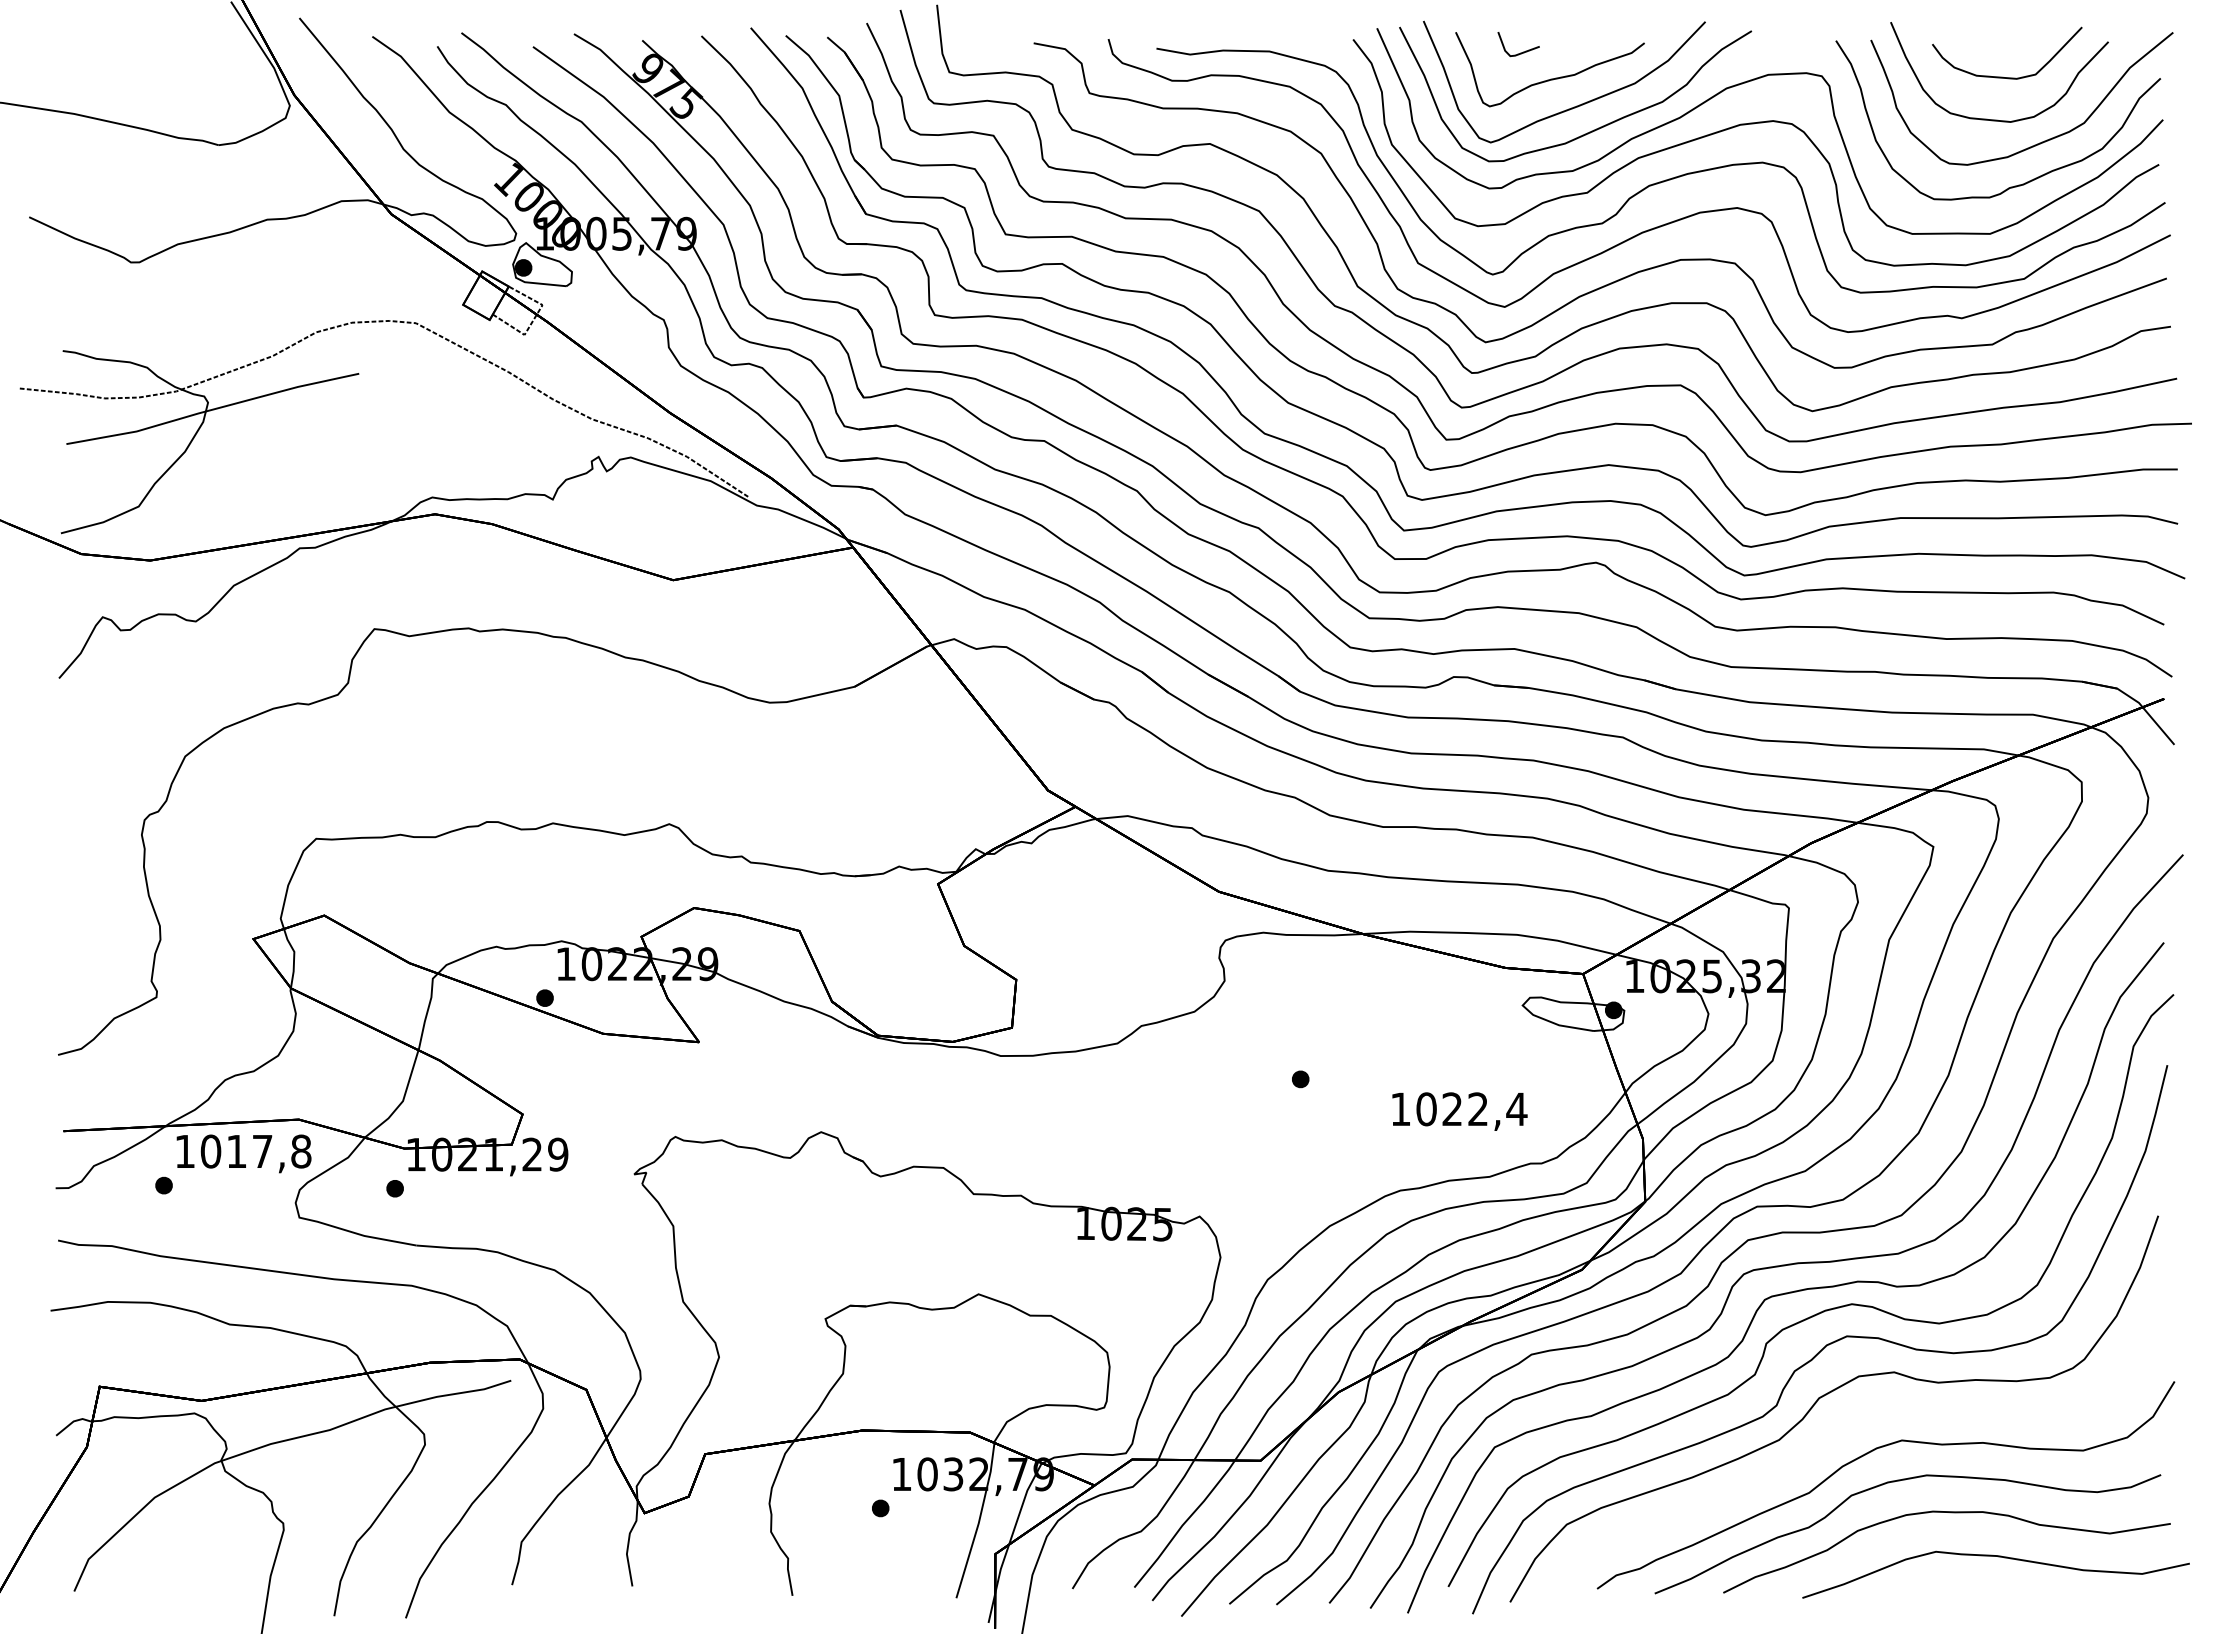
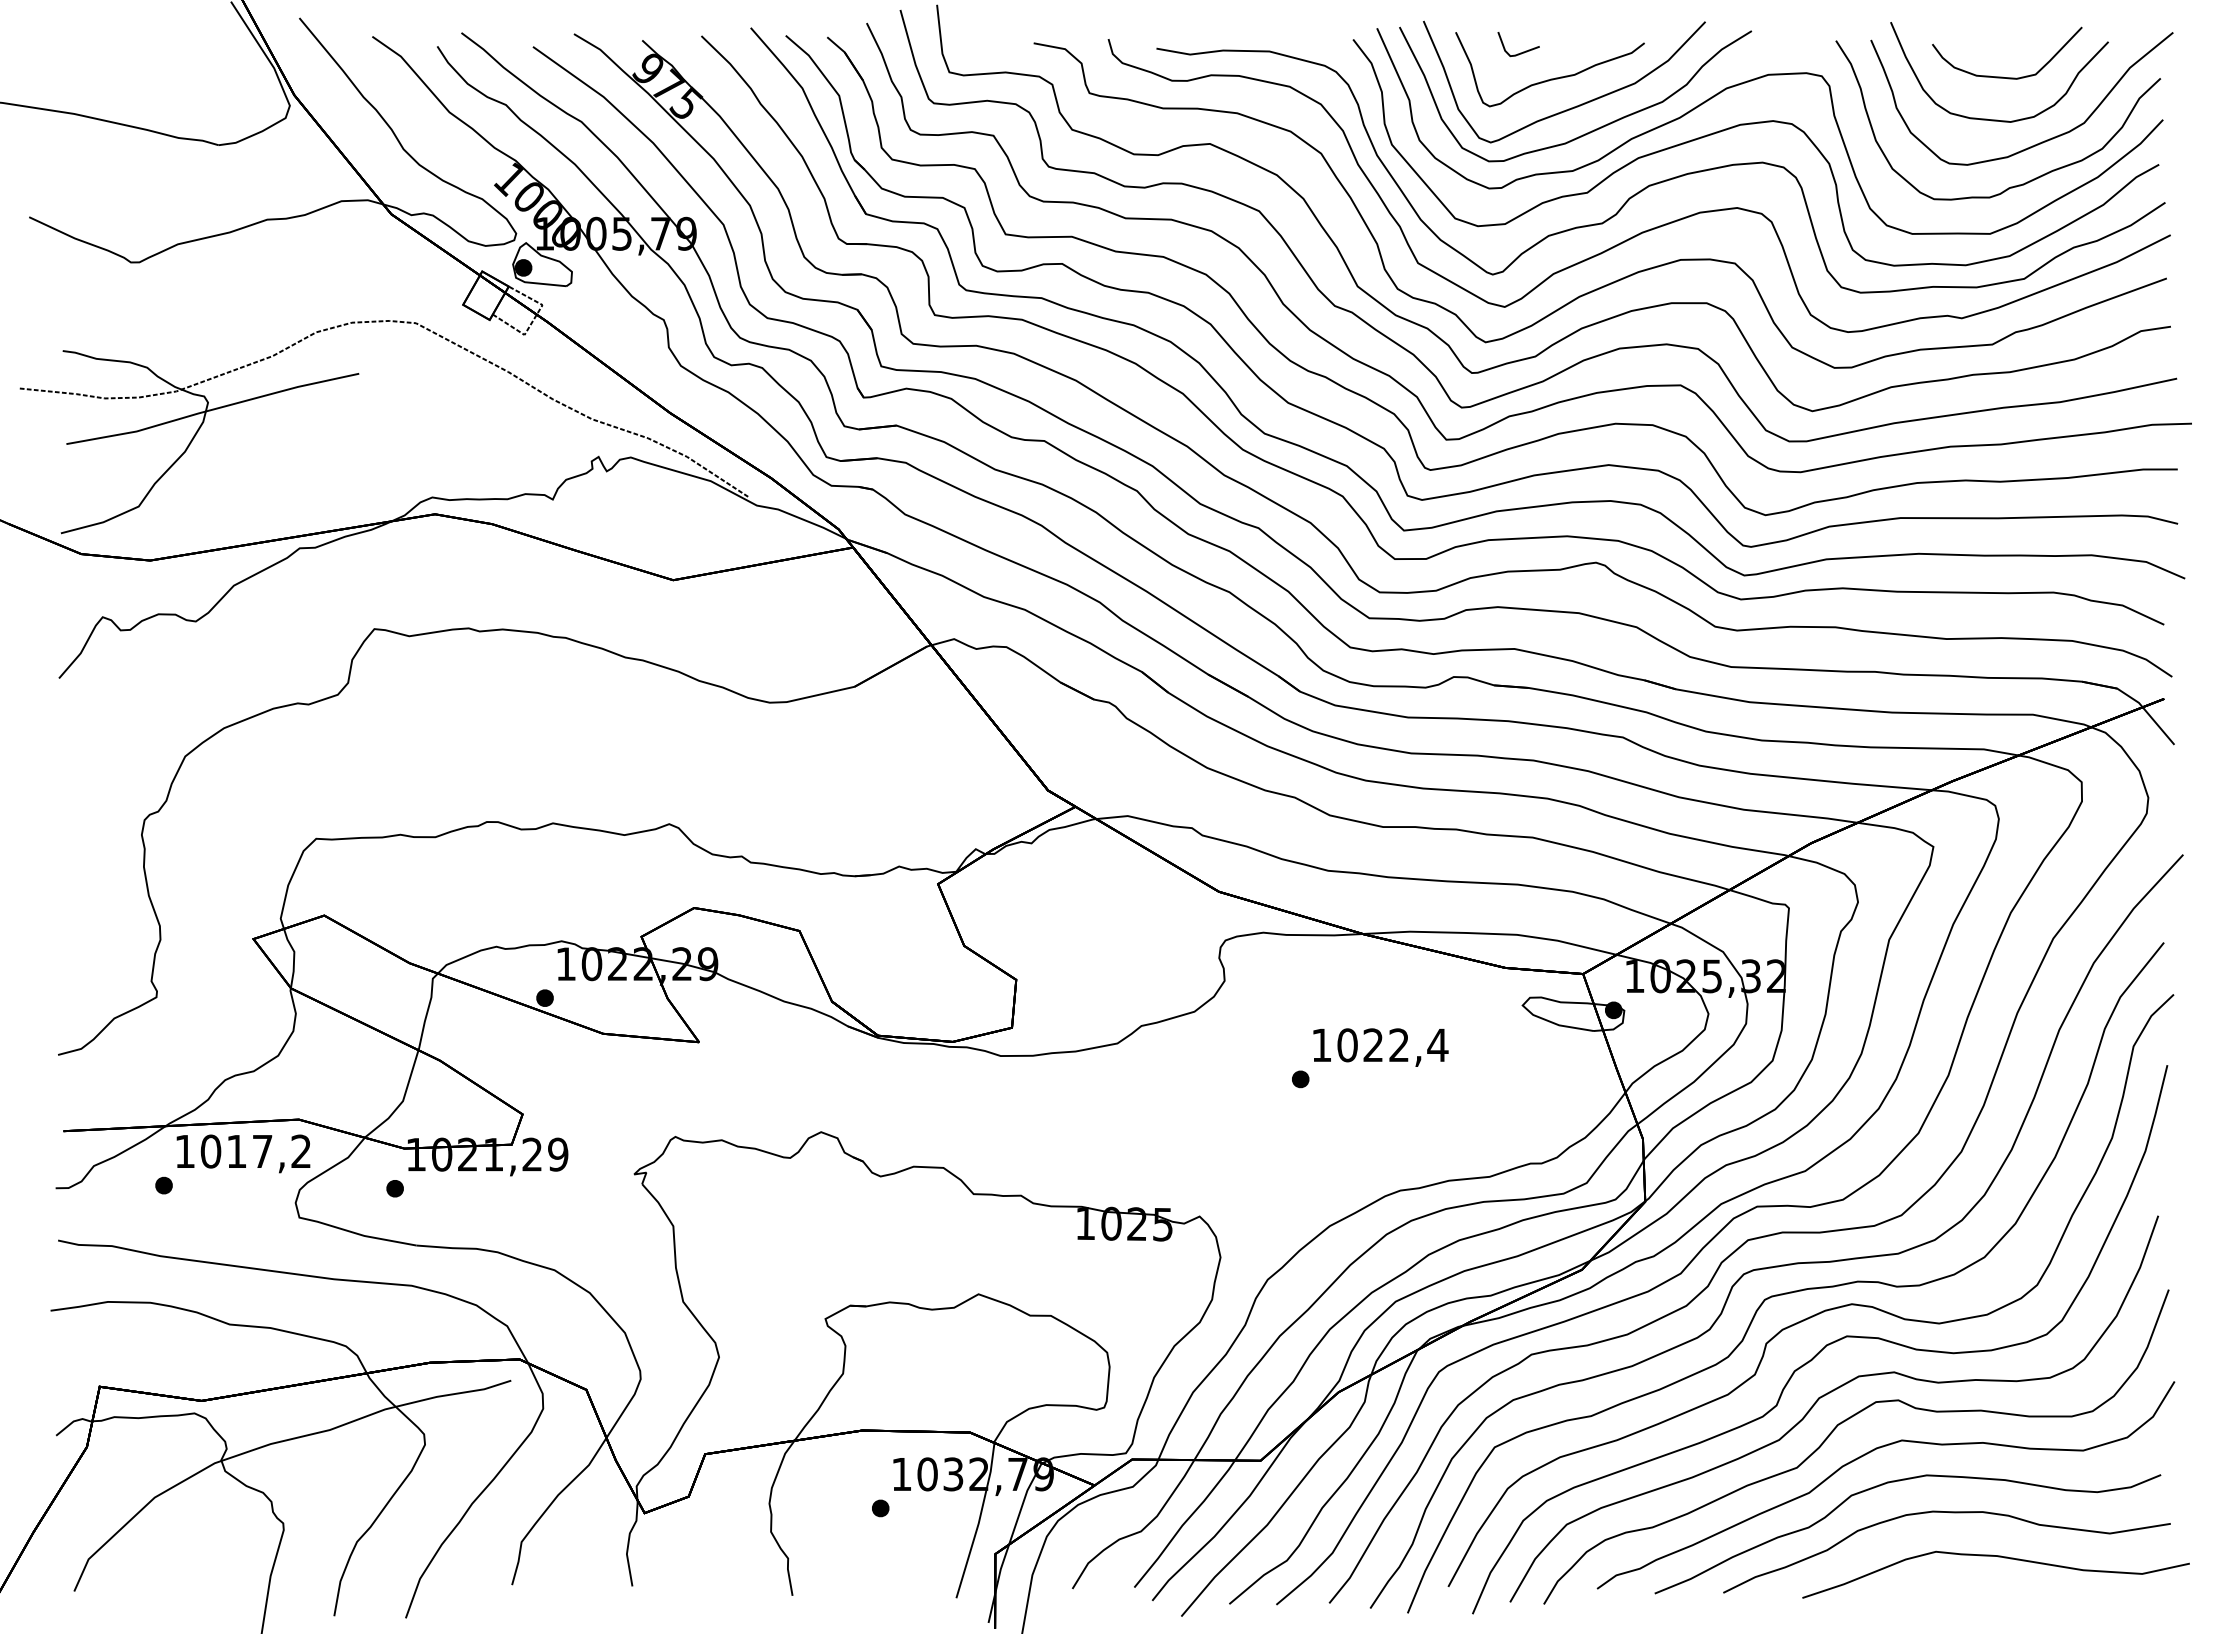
text position: (1459, 1111) -> (1380, 1047) (1380, 1047)
text: 1017,8 -> 1017,2 (301, 1151)
part: none -> present (1844, 1422)
